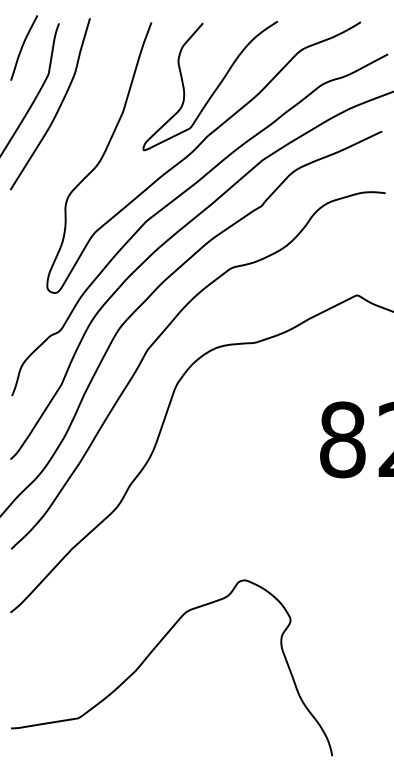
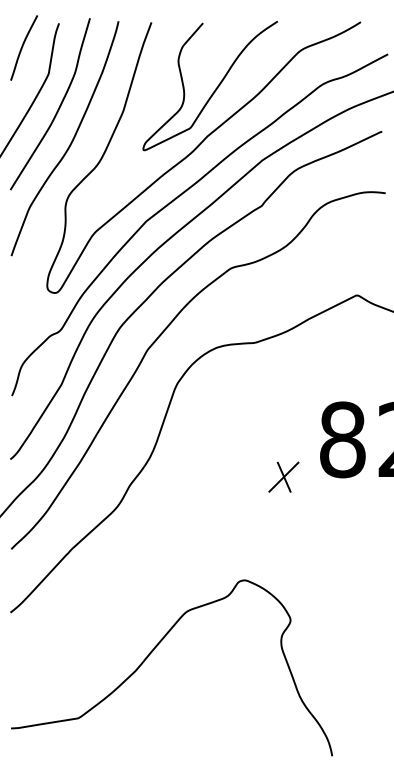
curve: none -> present (70, 142)
part: none -> present (283, 476)
